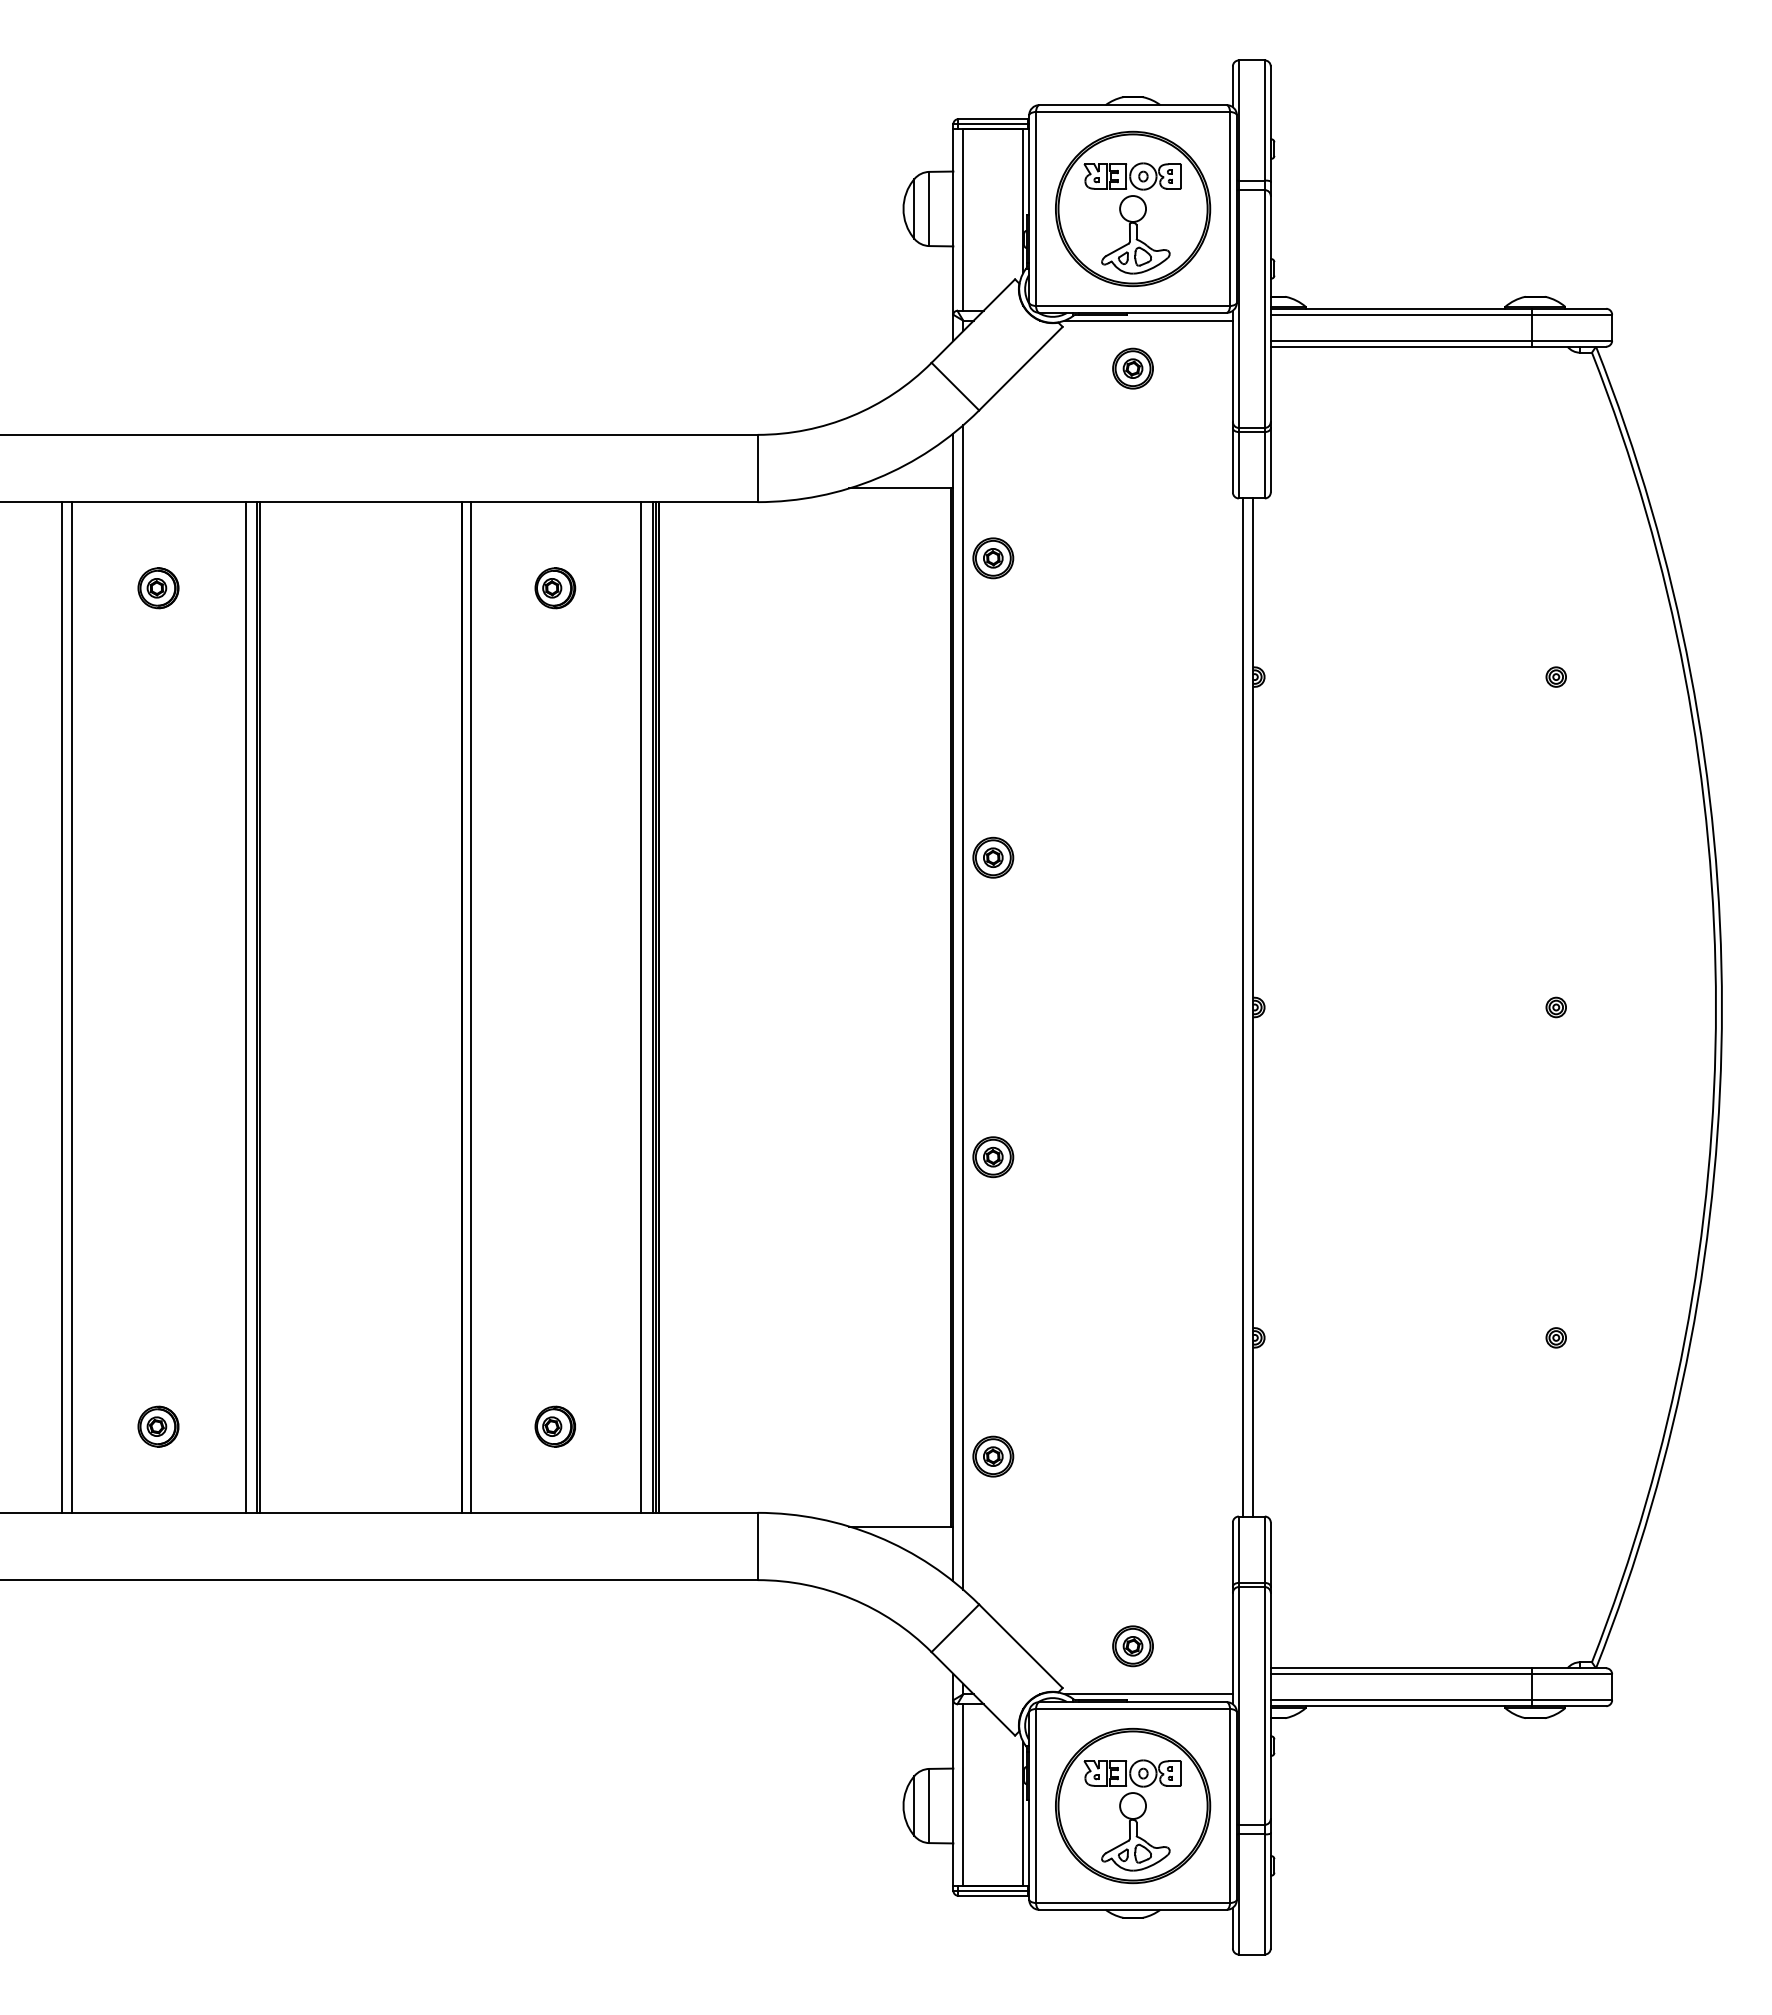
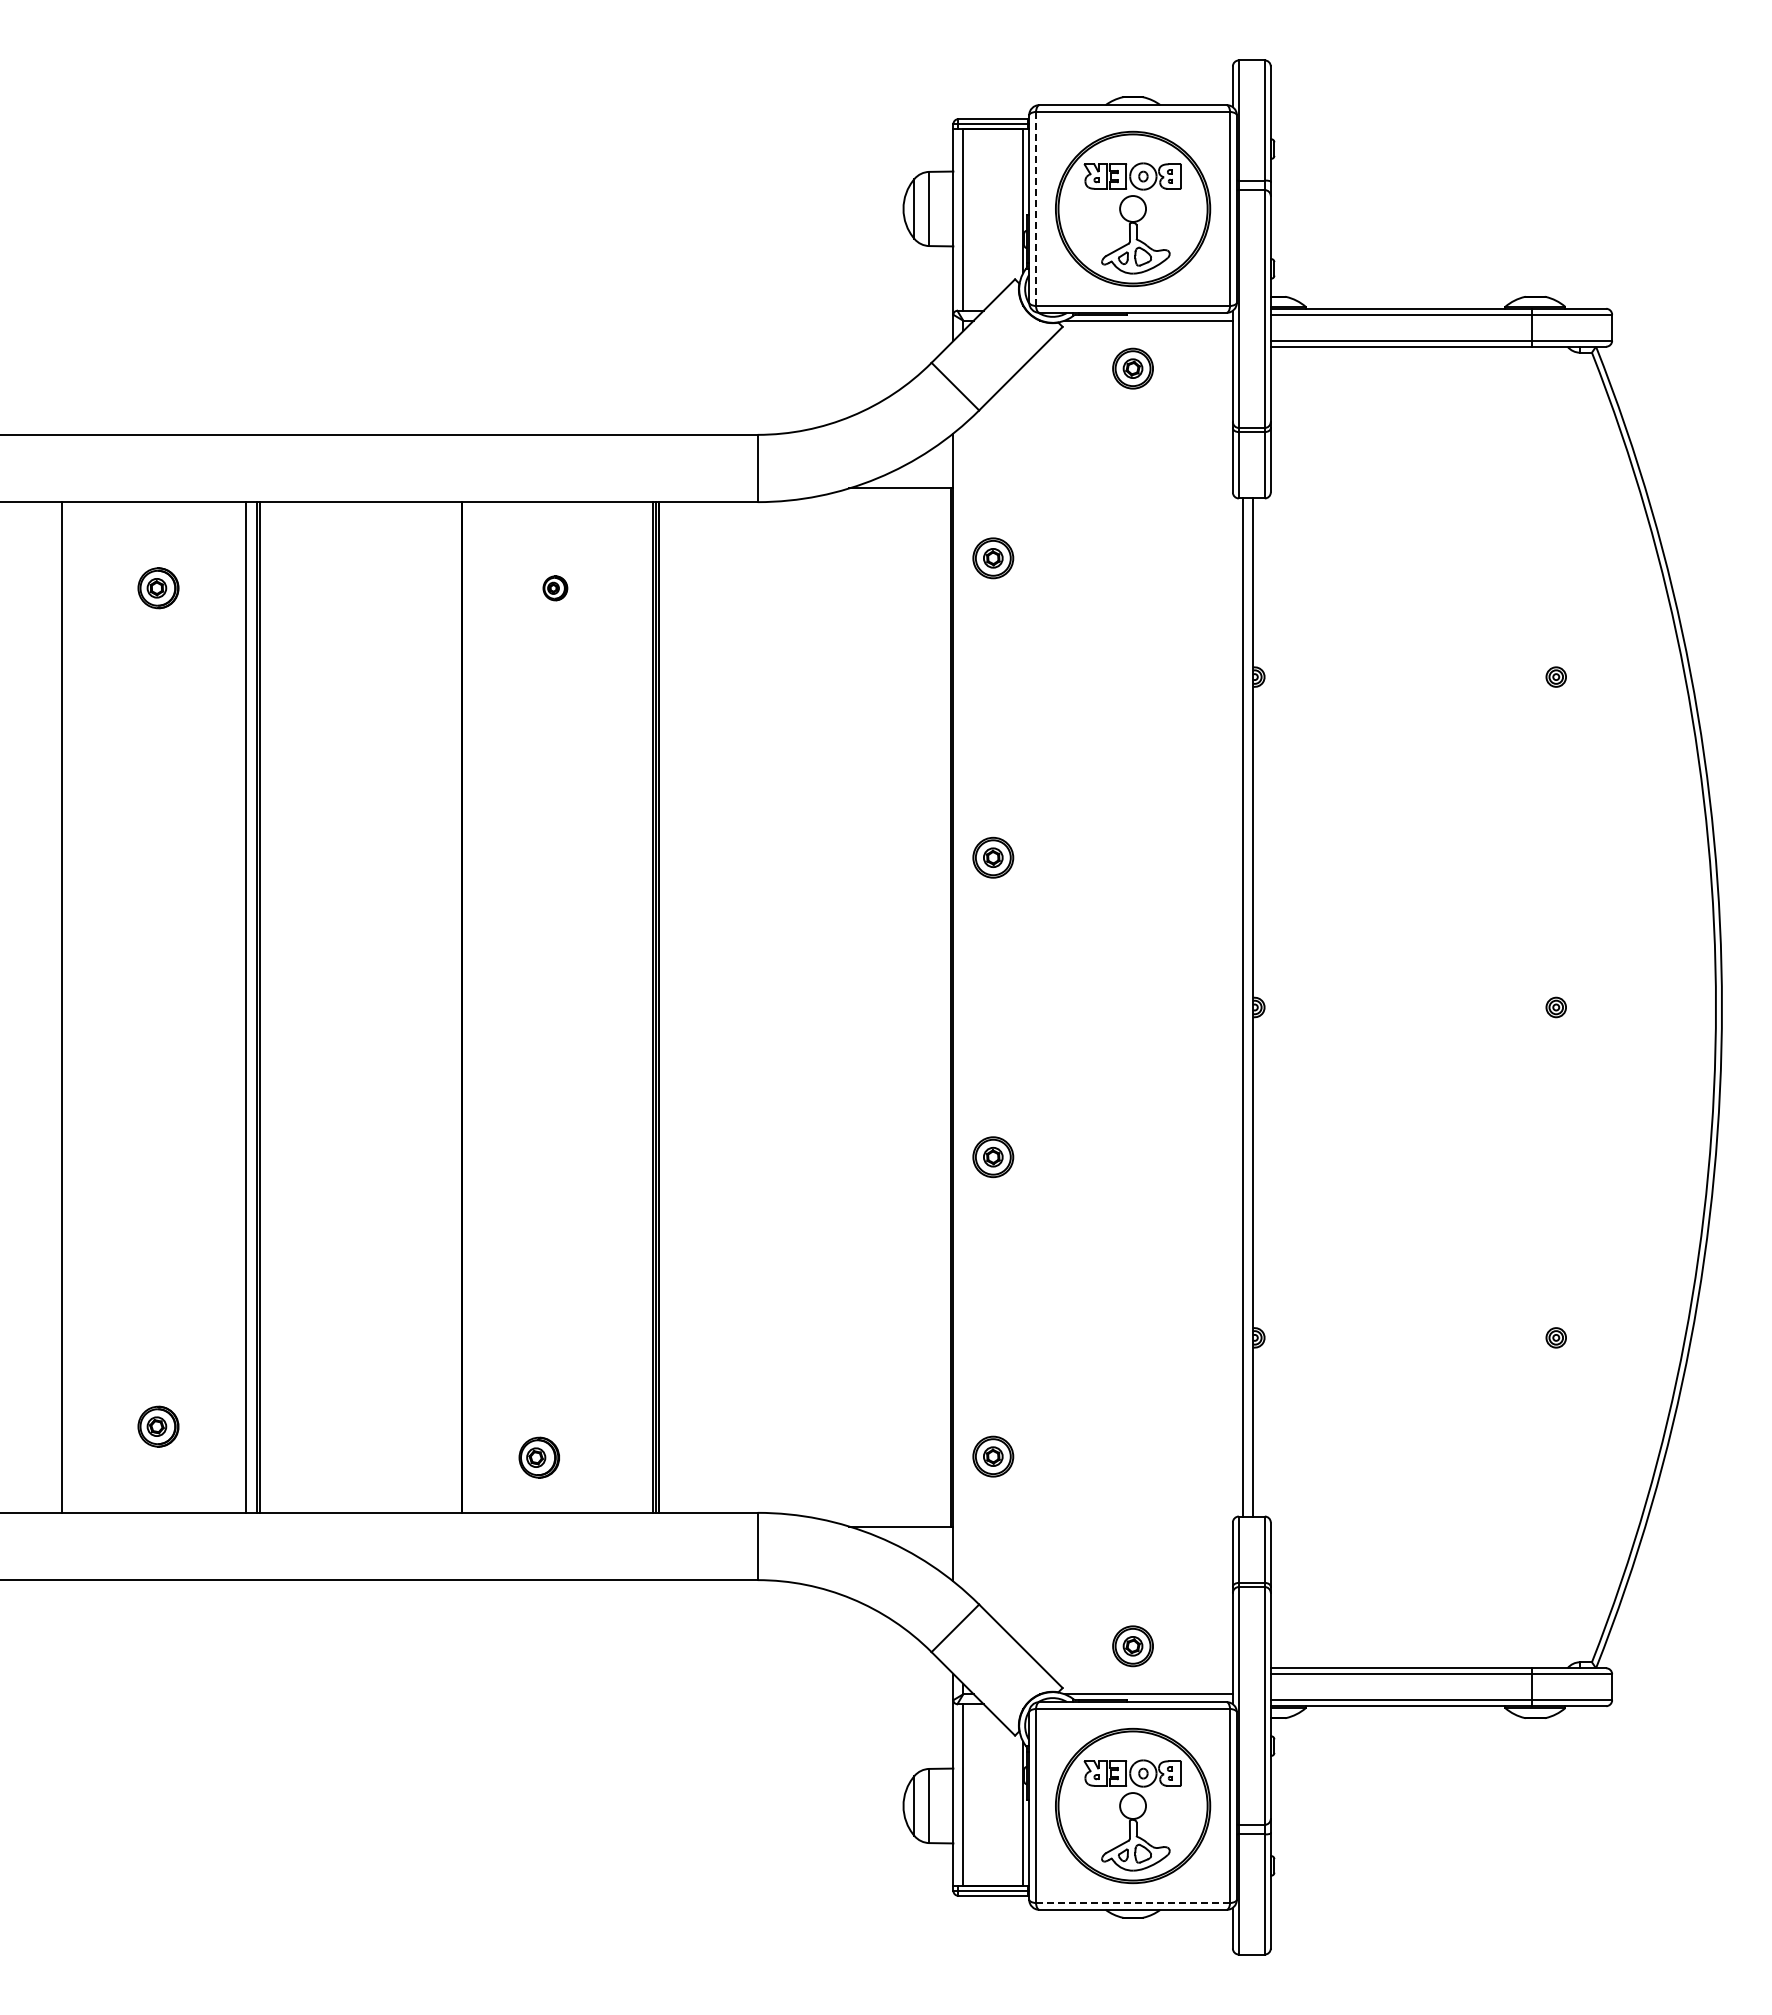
line: solid -> dashed (1035, 209)
part size: 43x43 px -> 27x27 px (555, 588)
line: present -> none (71, 1007)
line: present -> none (470, 1007)
line: present -> none (641, 1007)
line: present -> none (963, 1007)
part position: (554, 1426) -> (538, 1457) (538, 1457)
line: solid -> dashed (1133, 1903)
